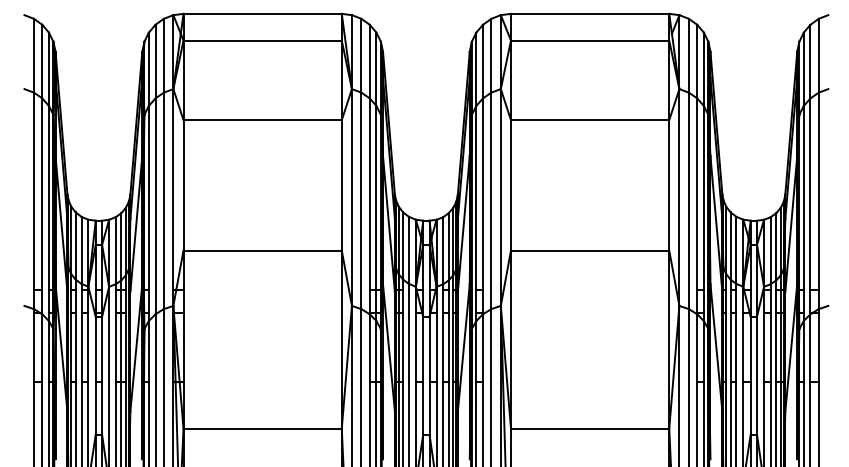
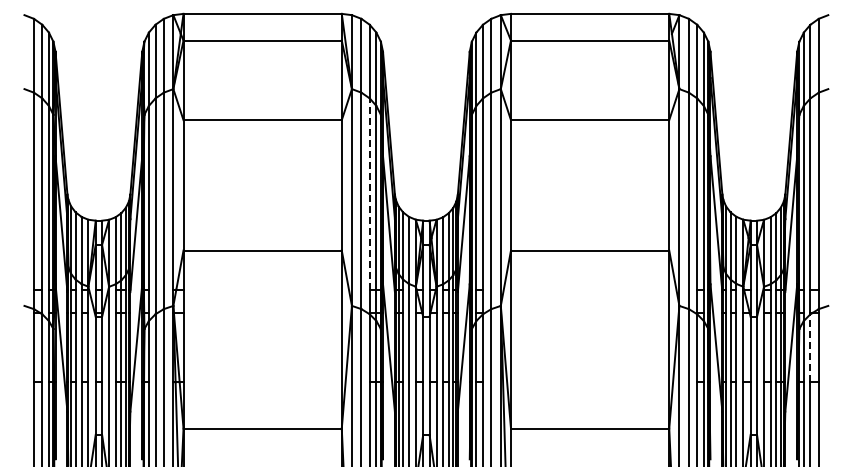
line: solid -> dashed (369, 194)
line: solid -> dashed (810, 347)
